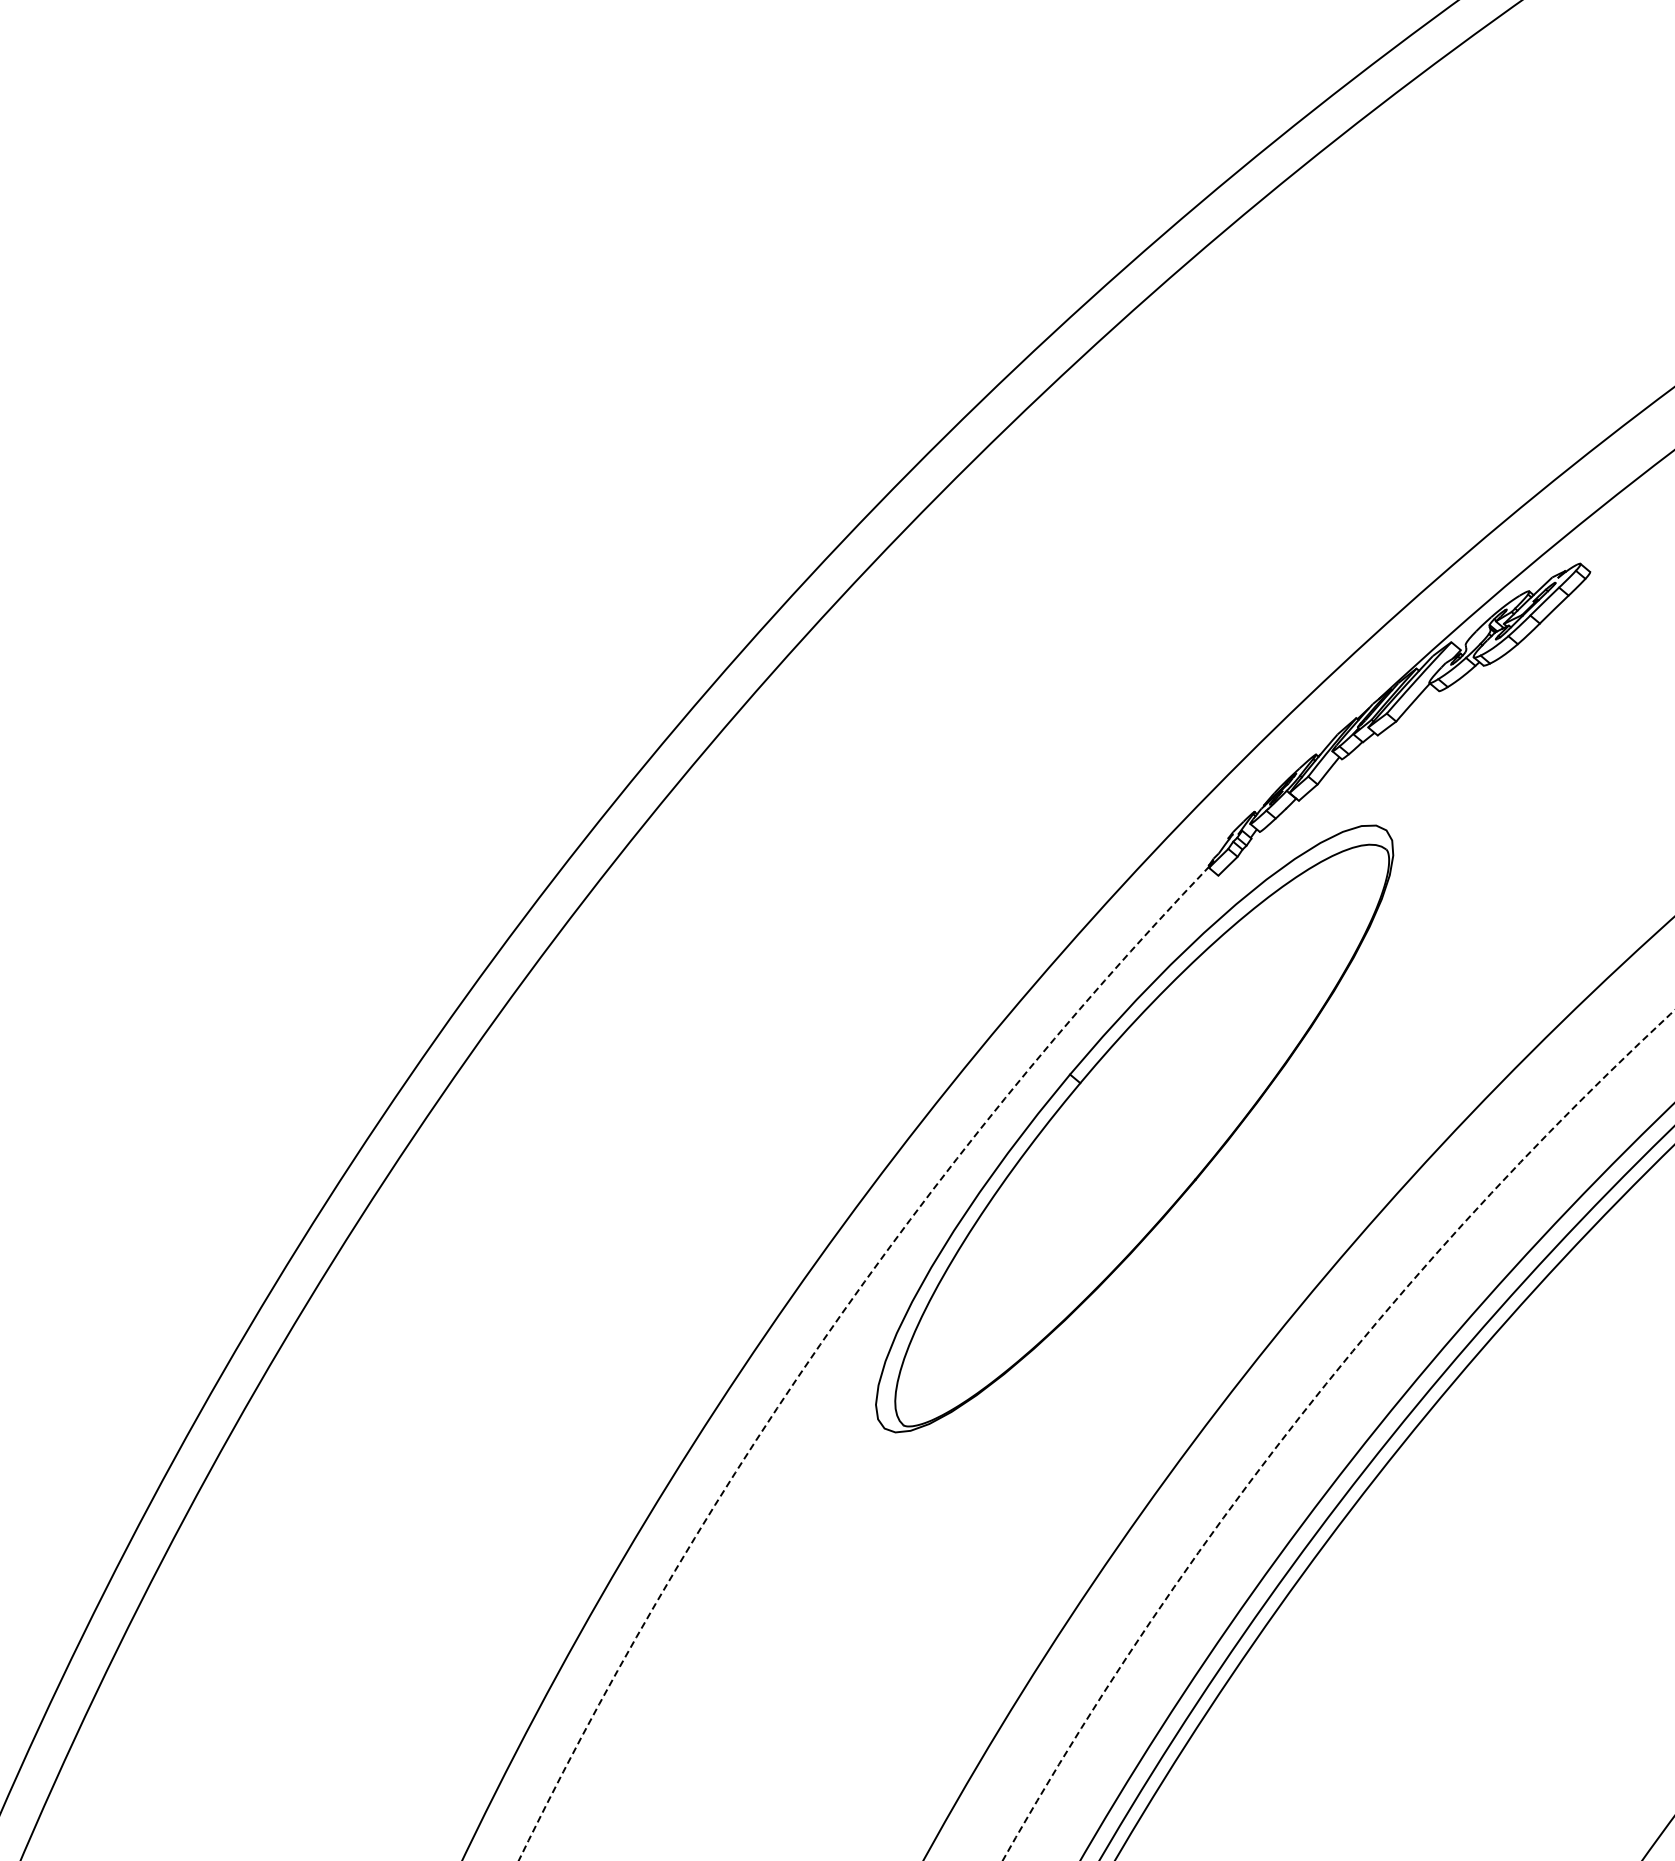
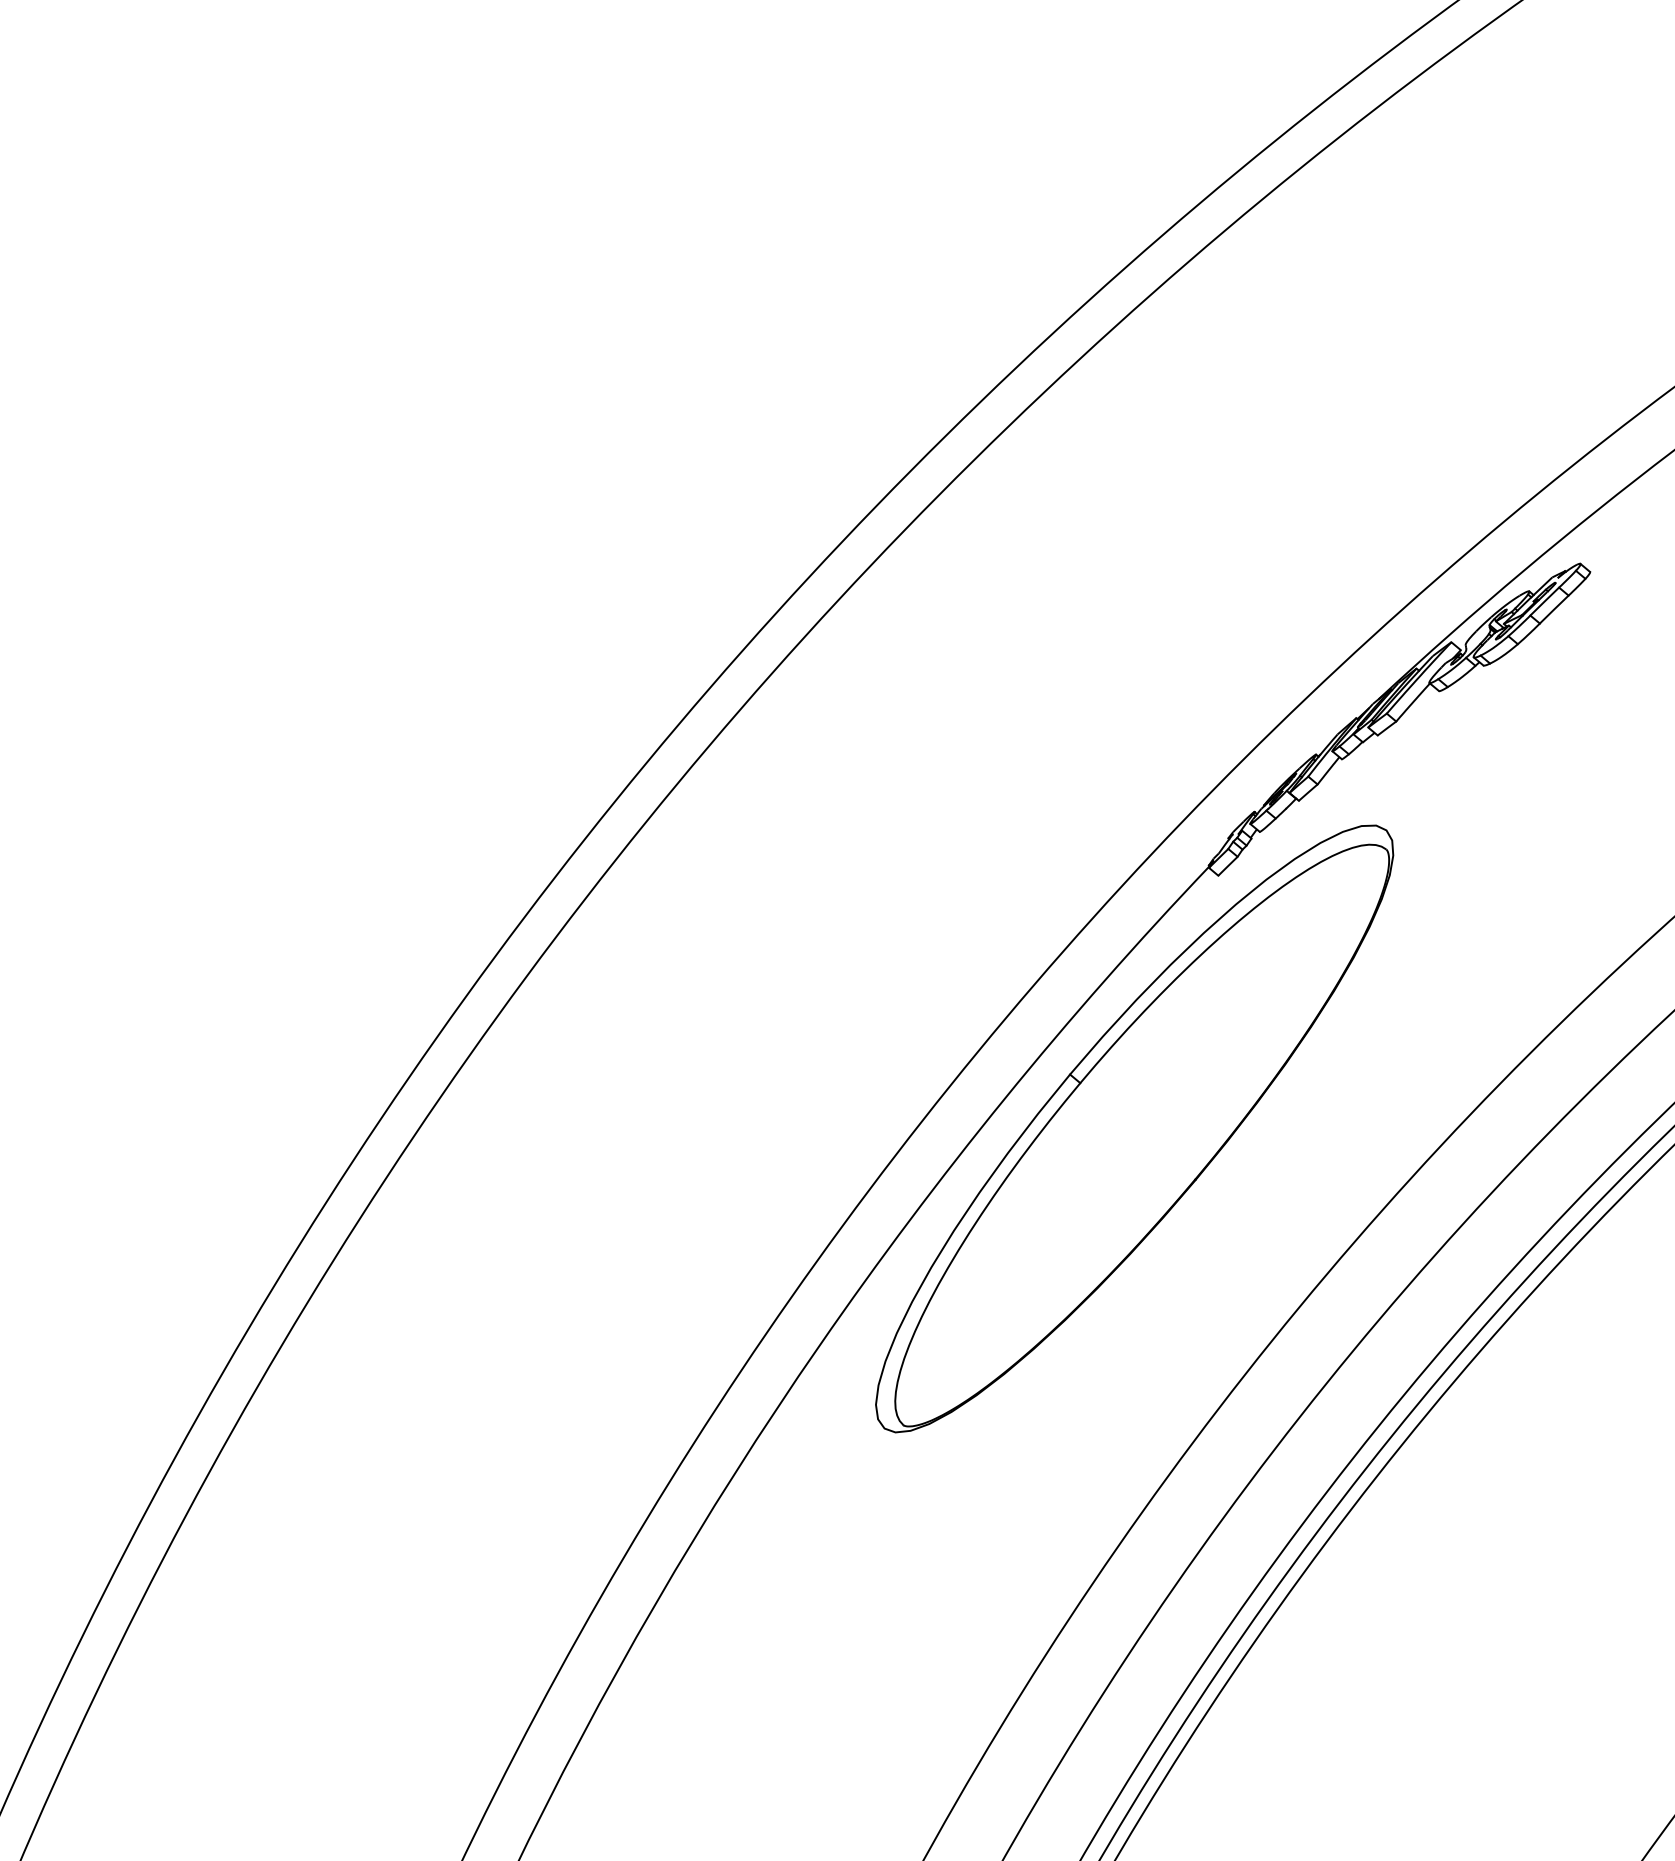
arc: dashed -> solid (826, 1336)
circle: dashed -> solid (1338, 1435)
